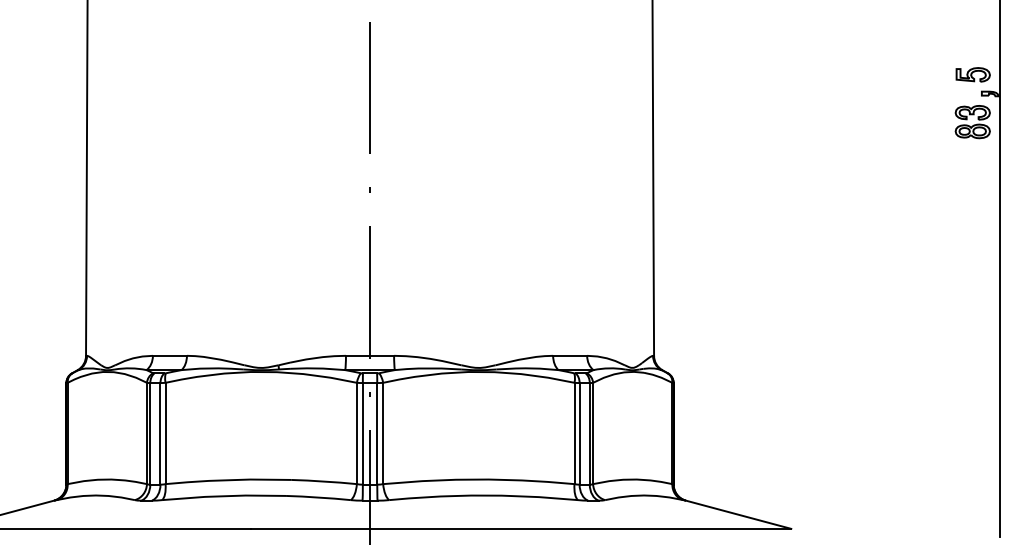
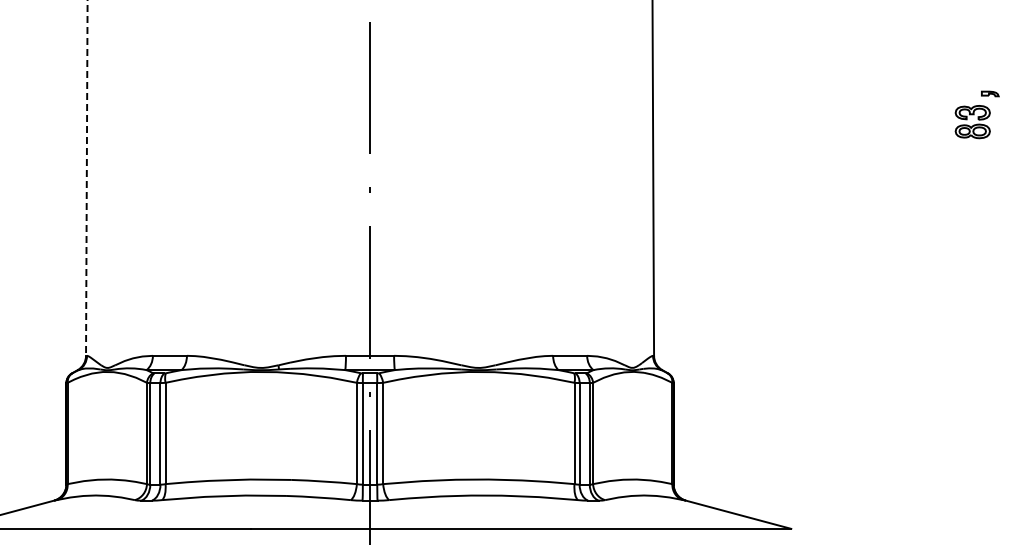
part: present -> none (972, 74)
line: solid -> dashed (86, 177)
line: present -> none (1000, 269)
